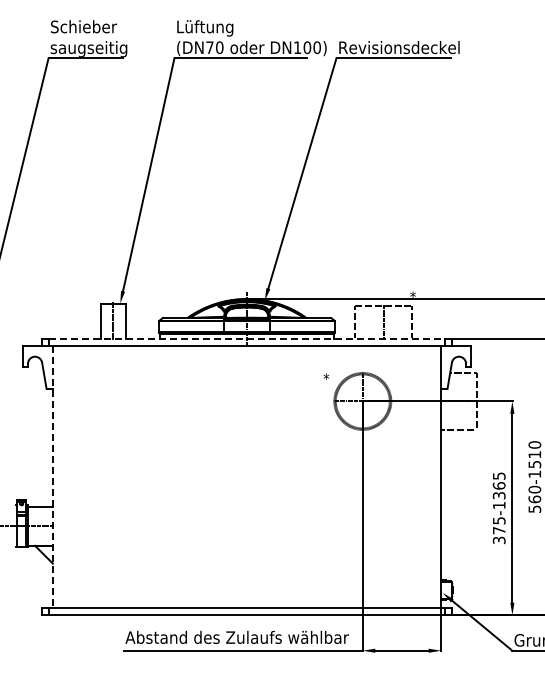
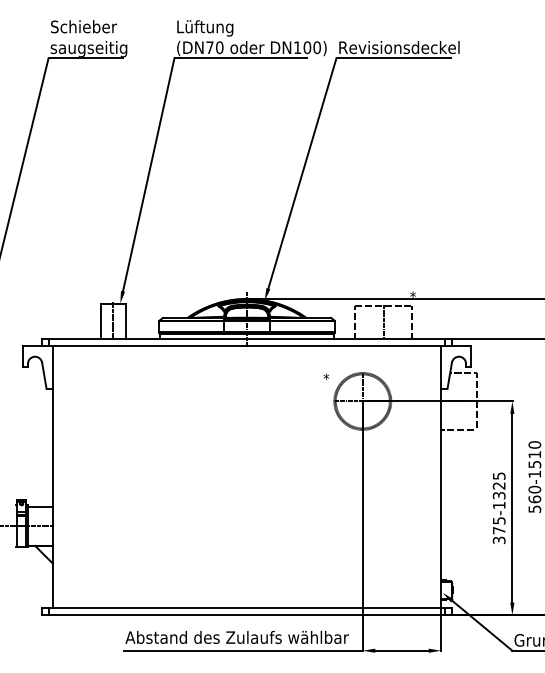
line: dashed -> solid (247, 339)
line: dashed -> solid (52, 477)
text: 375-1365 -> 375-1325 (498, 485)
